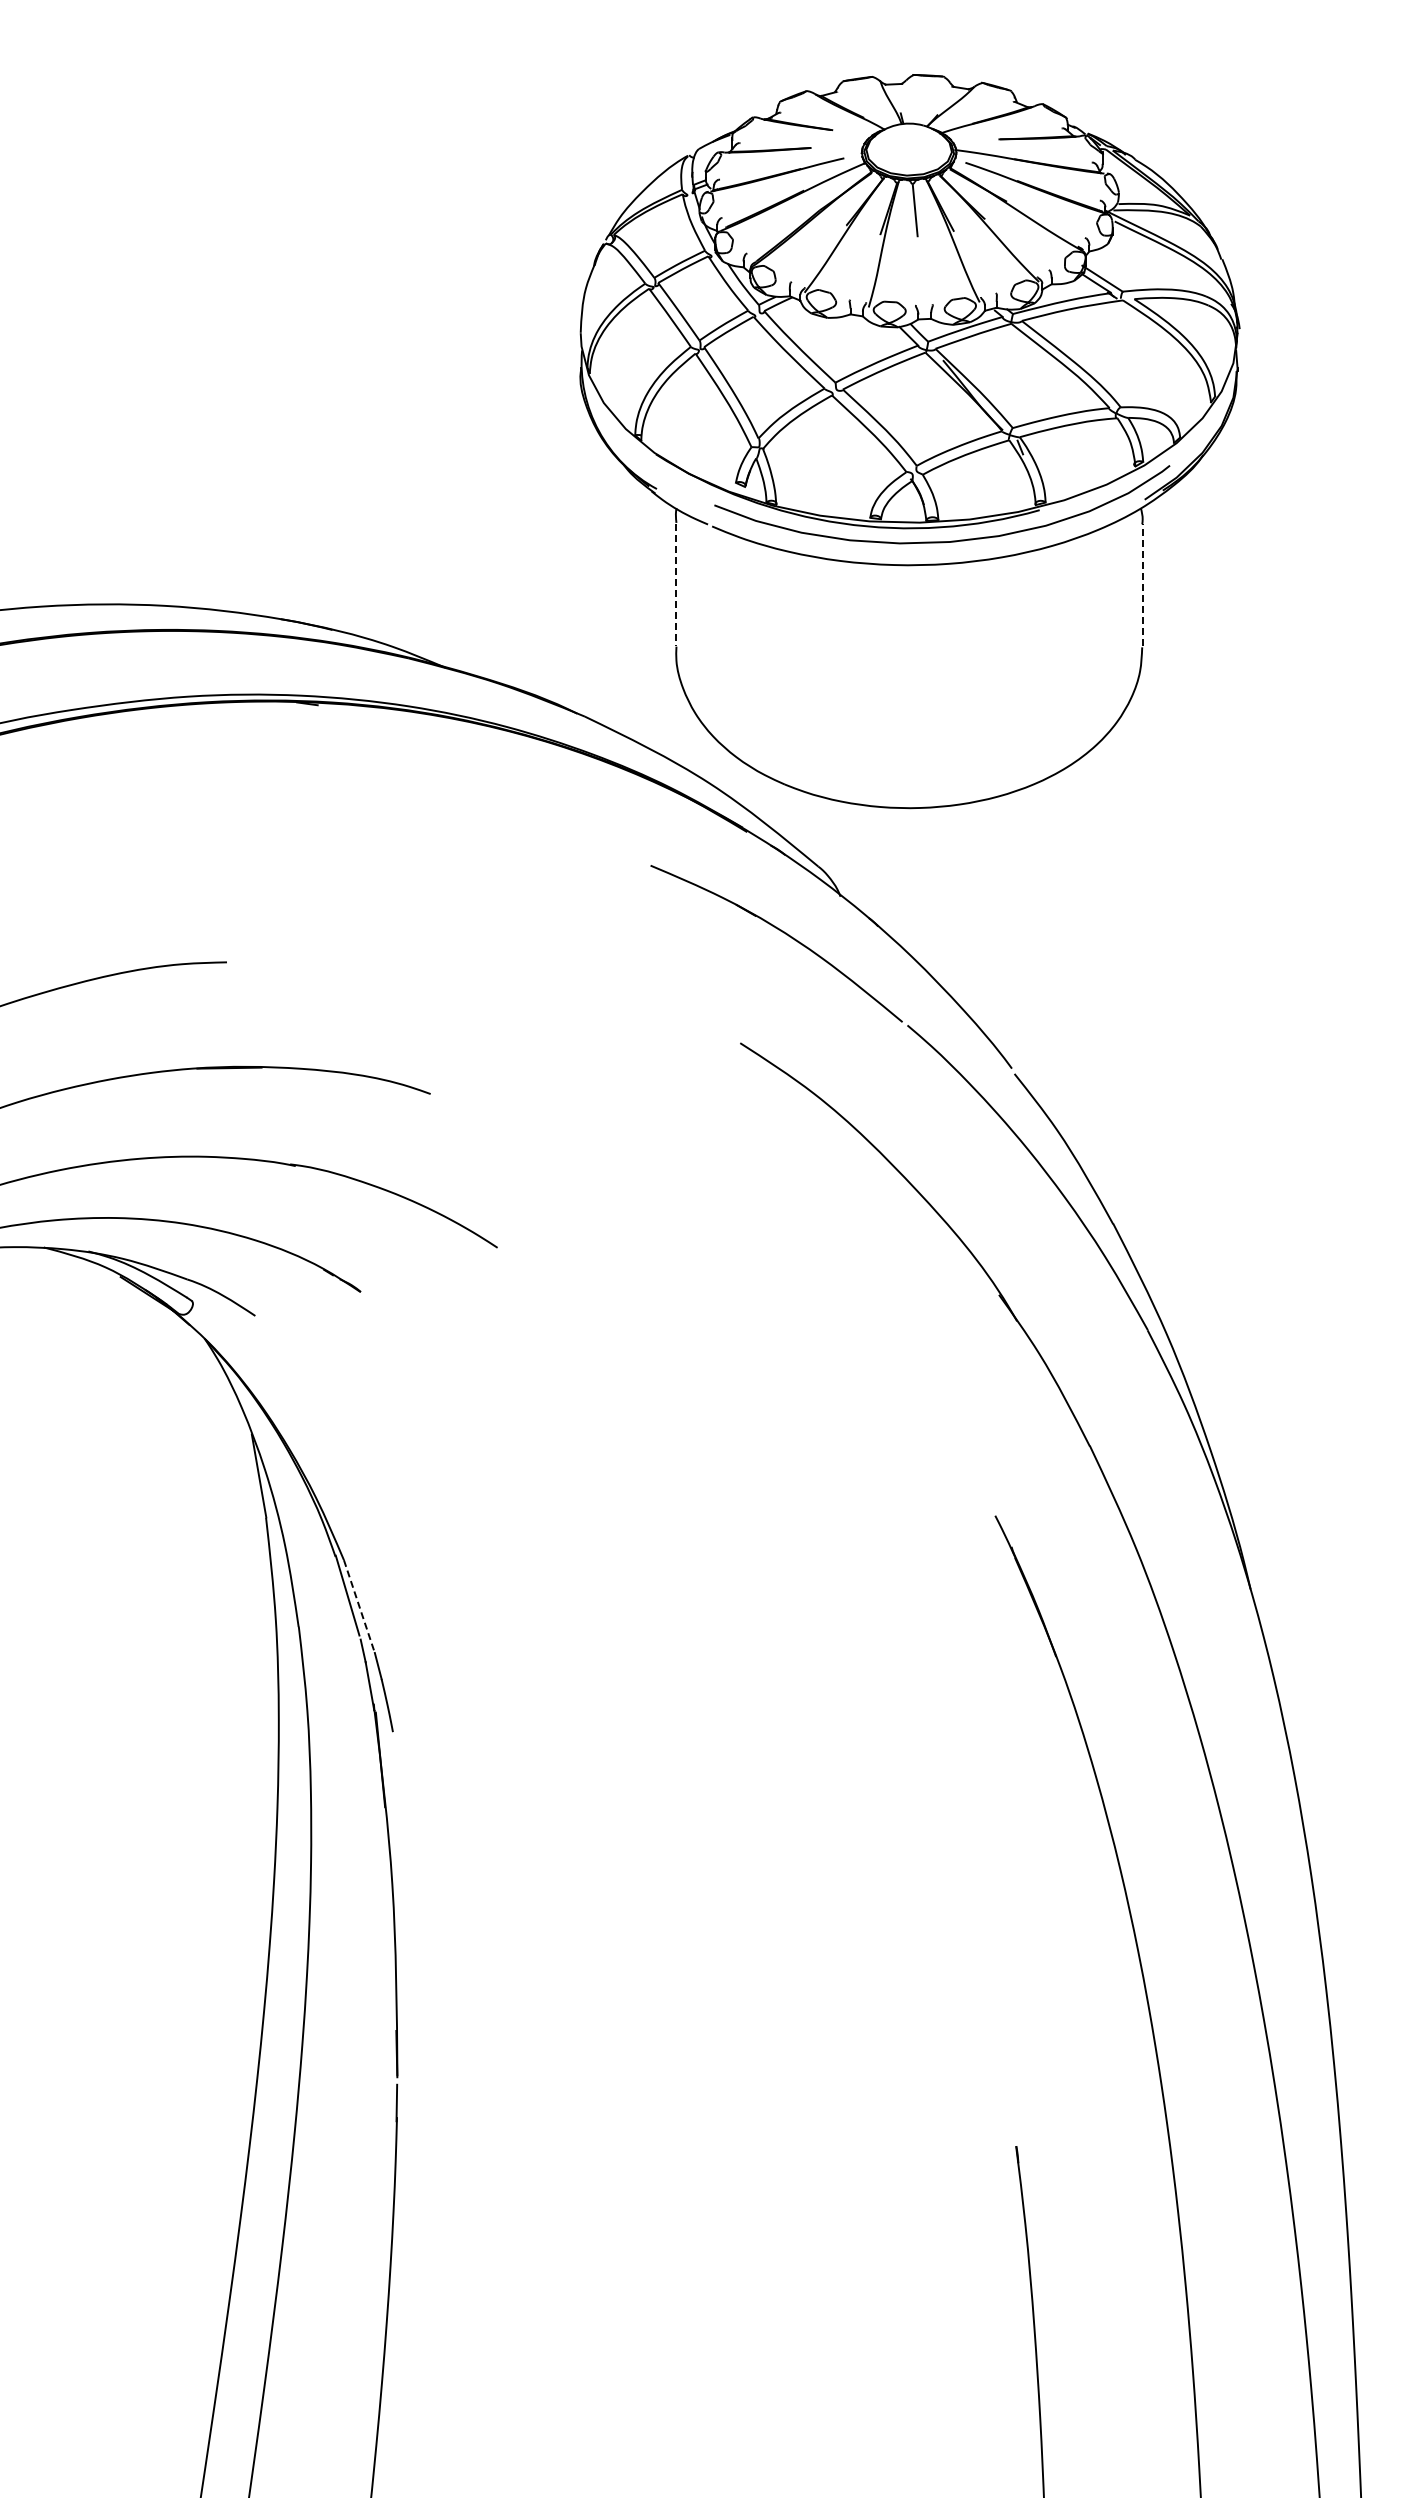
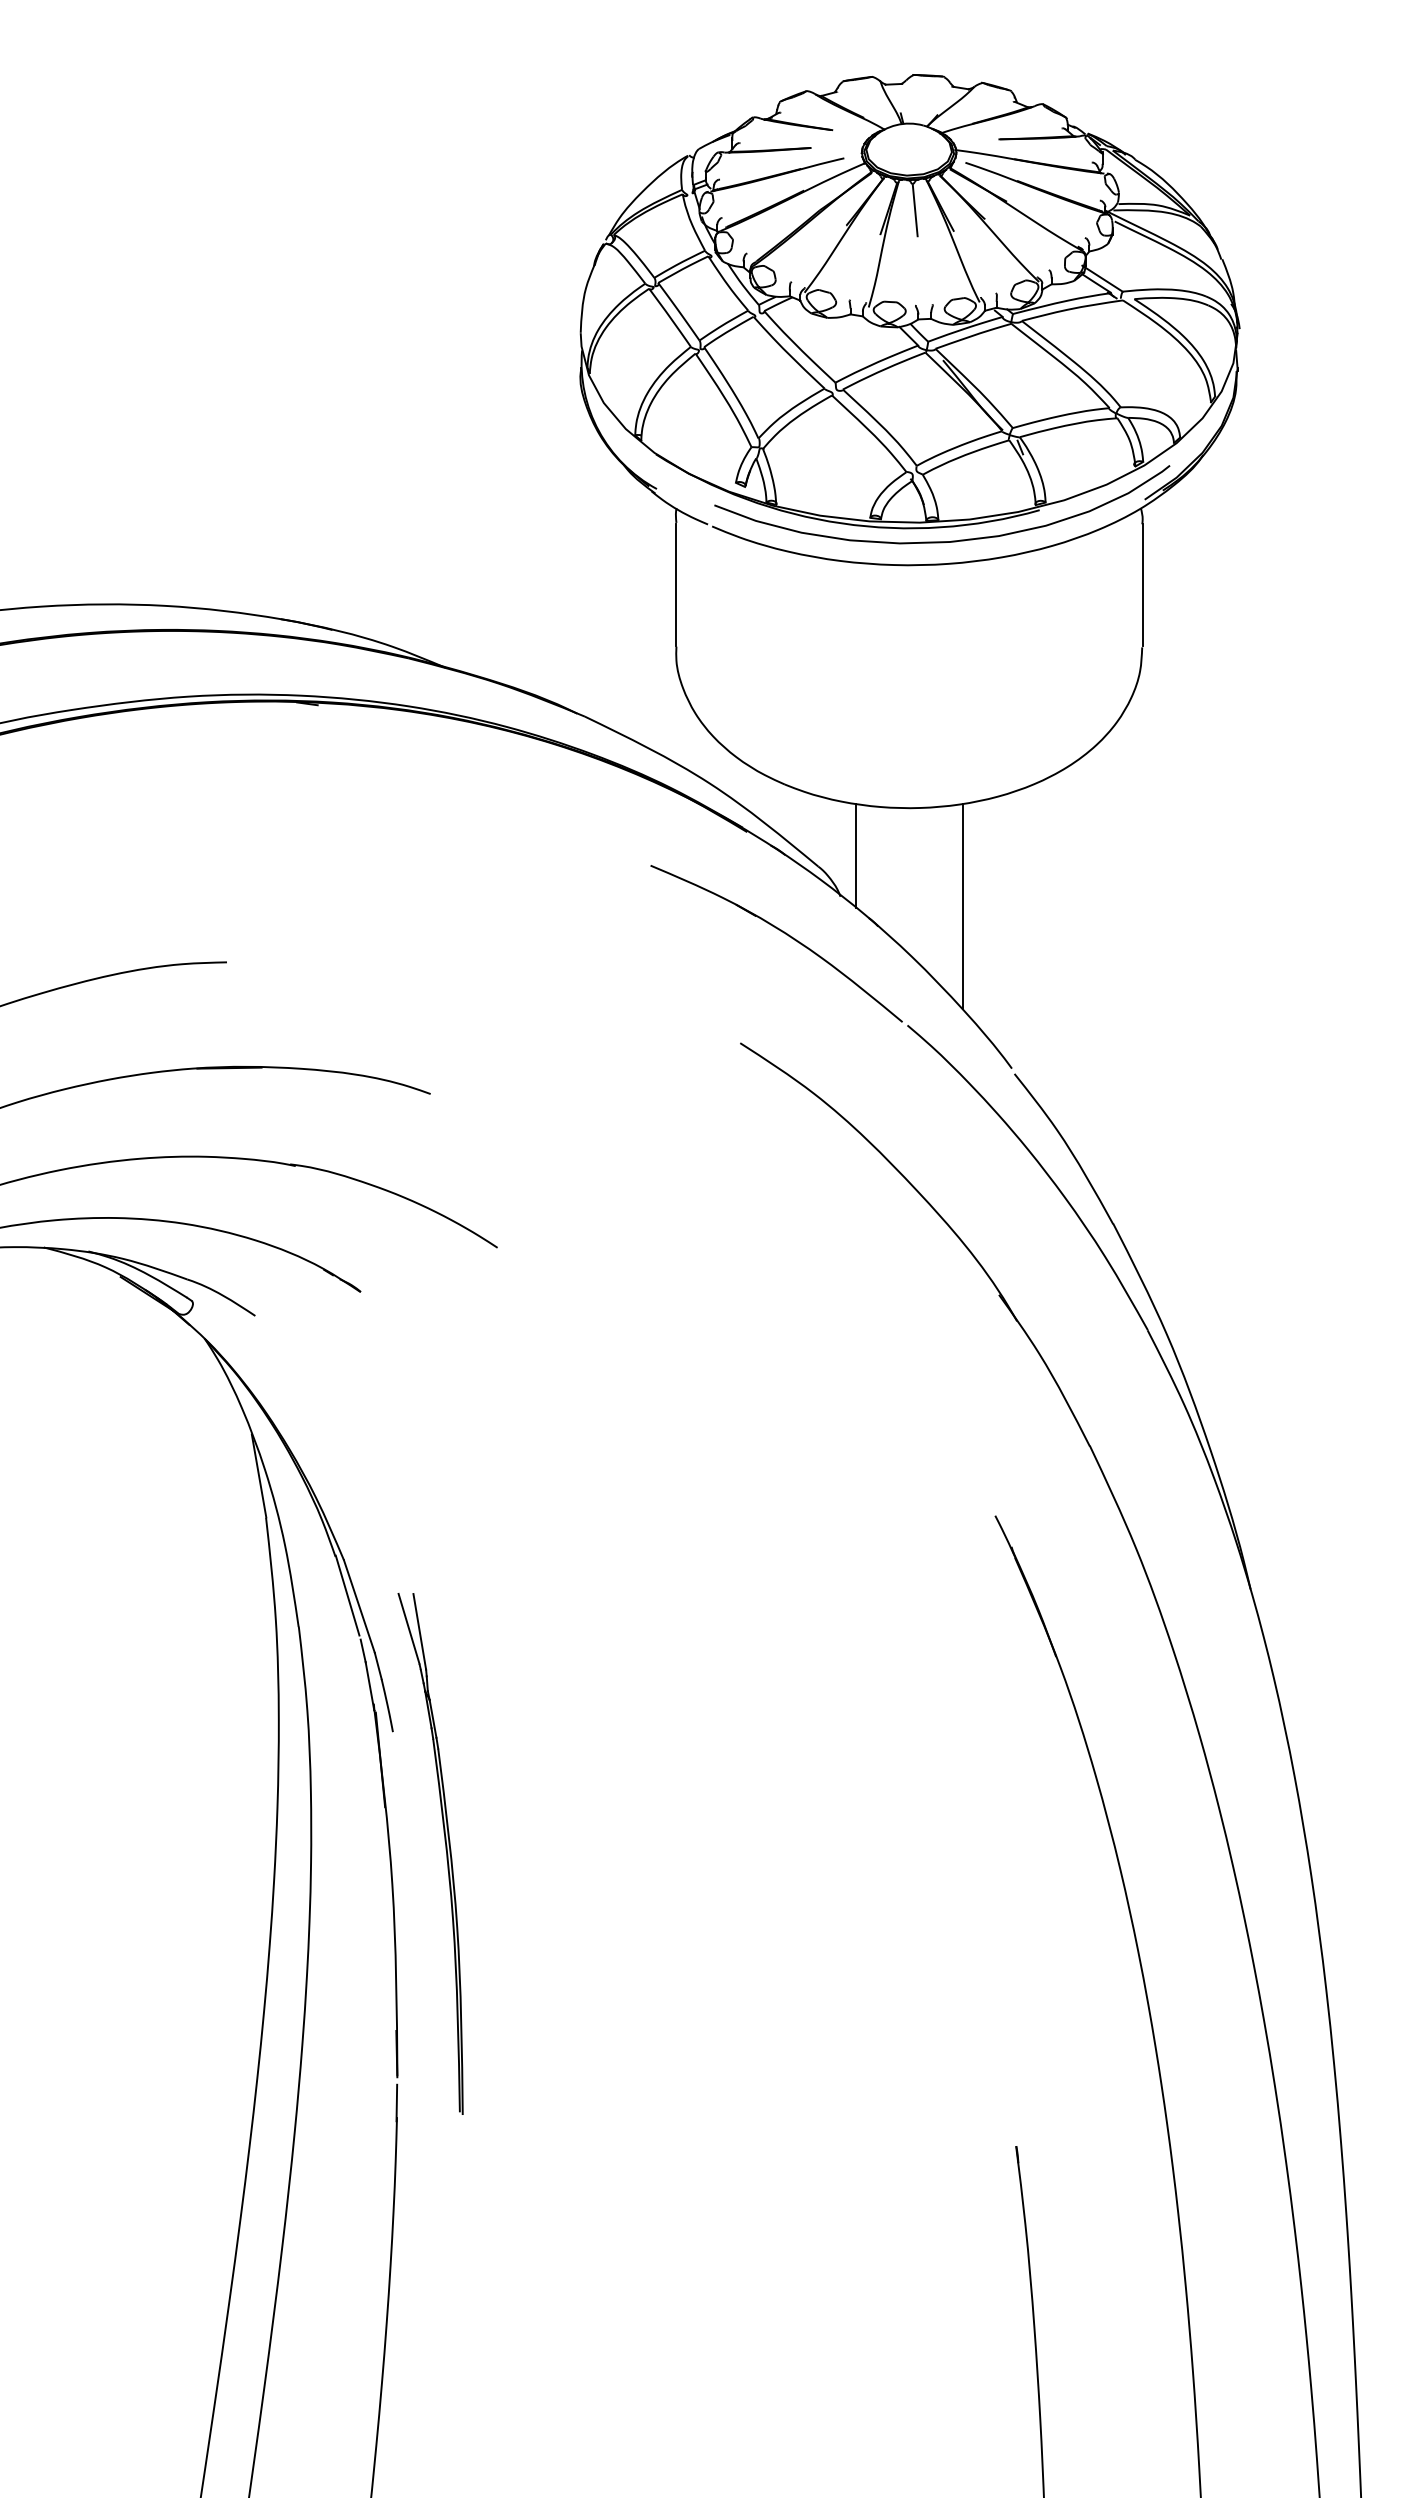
line: dashed -> solid (1142, 584)
line: dashed -> solid (675, 585)
line: none -> present (855, 855)
line: none -> present (962, 906)
line: dashed -> solid (359, 1606)
part: none -> present (445, 1850)
